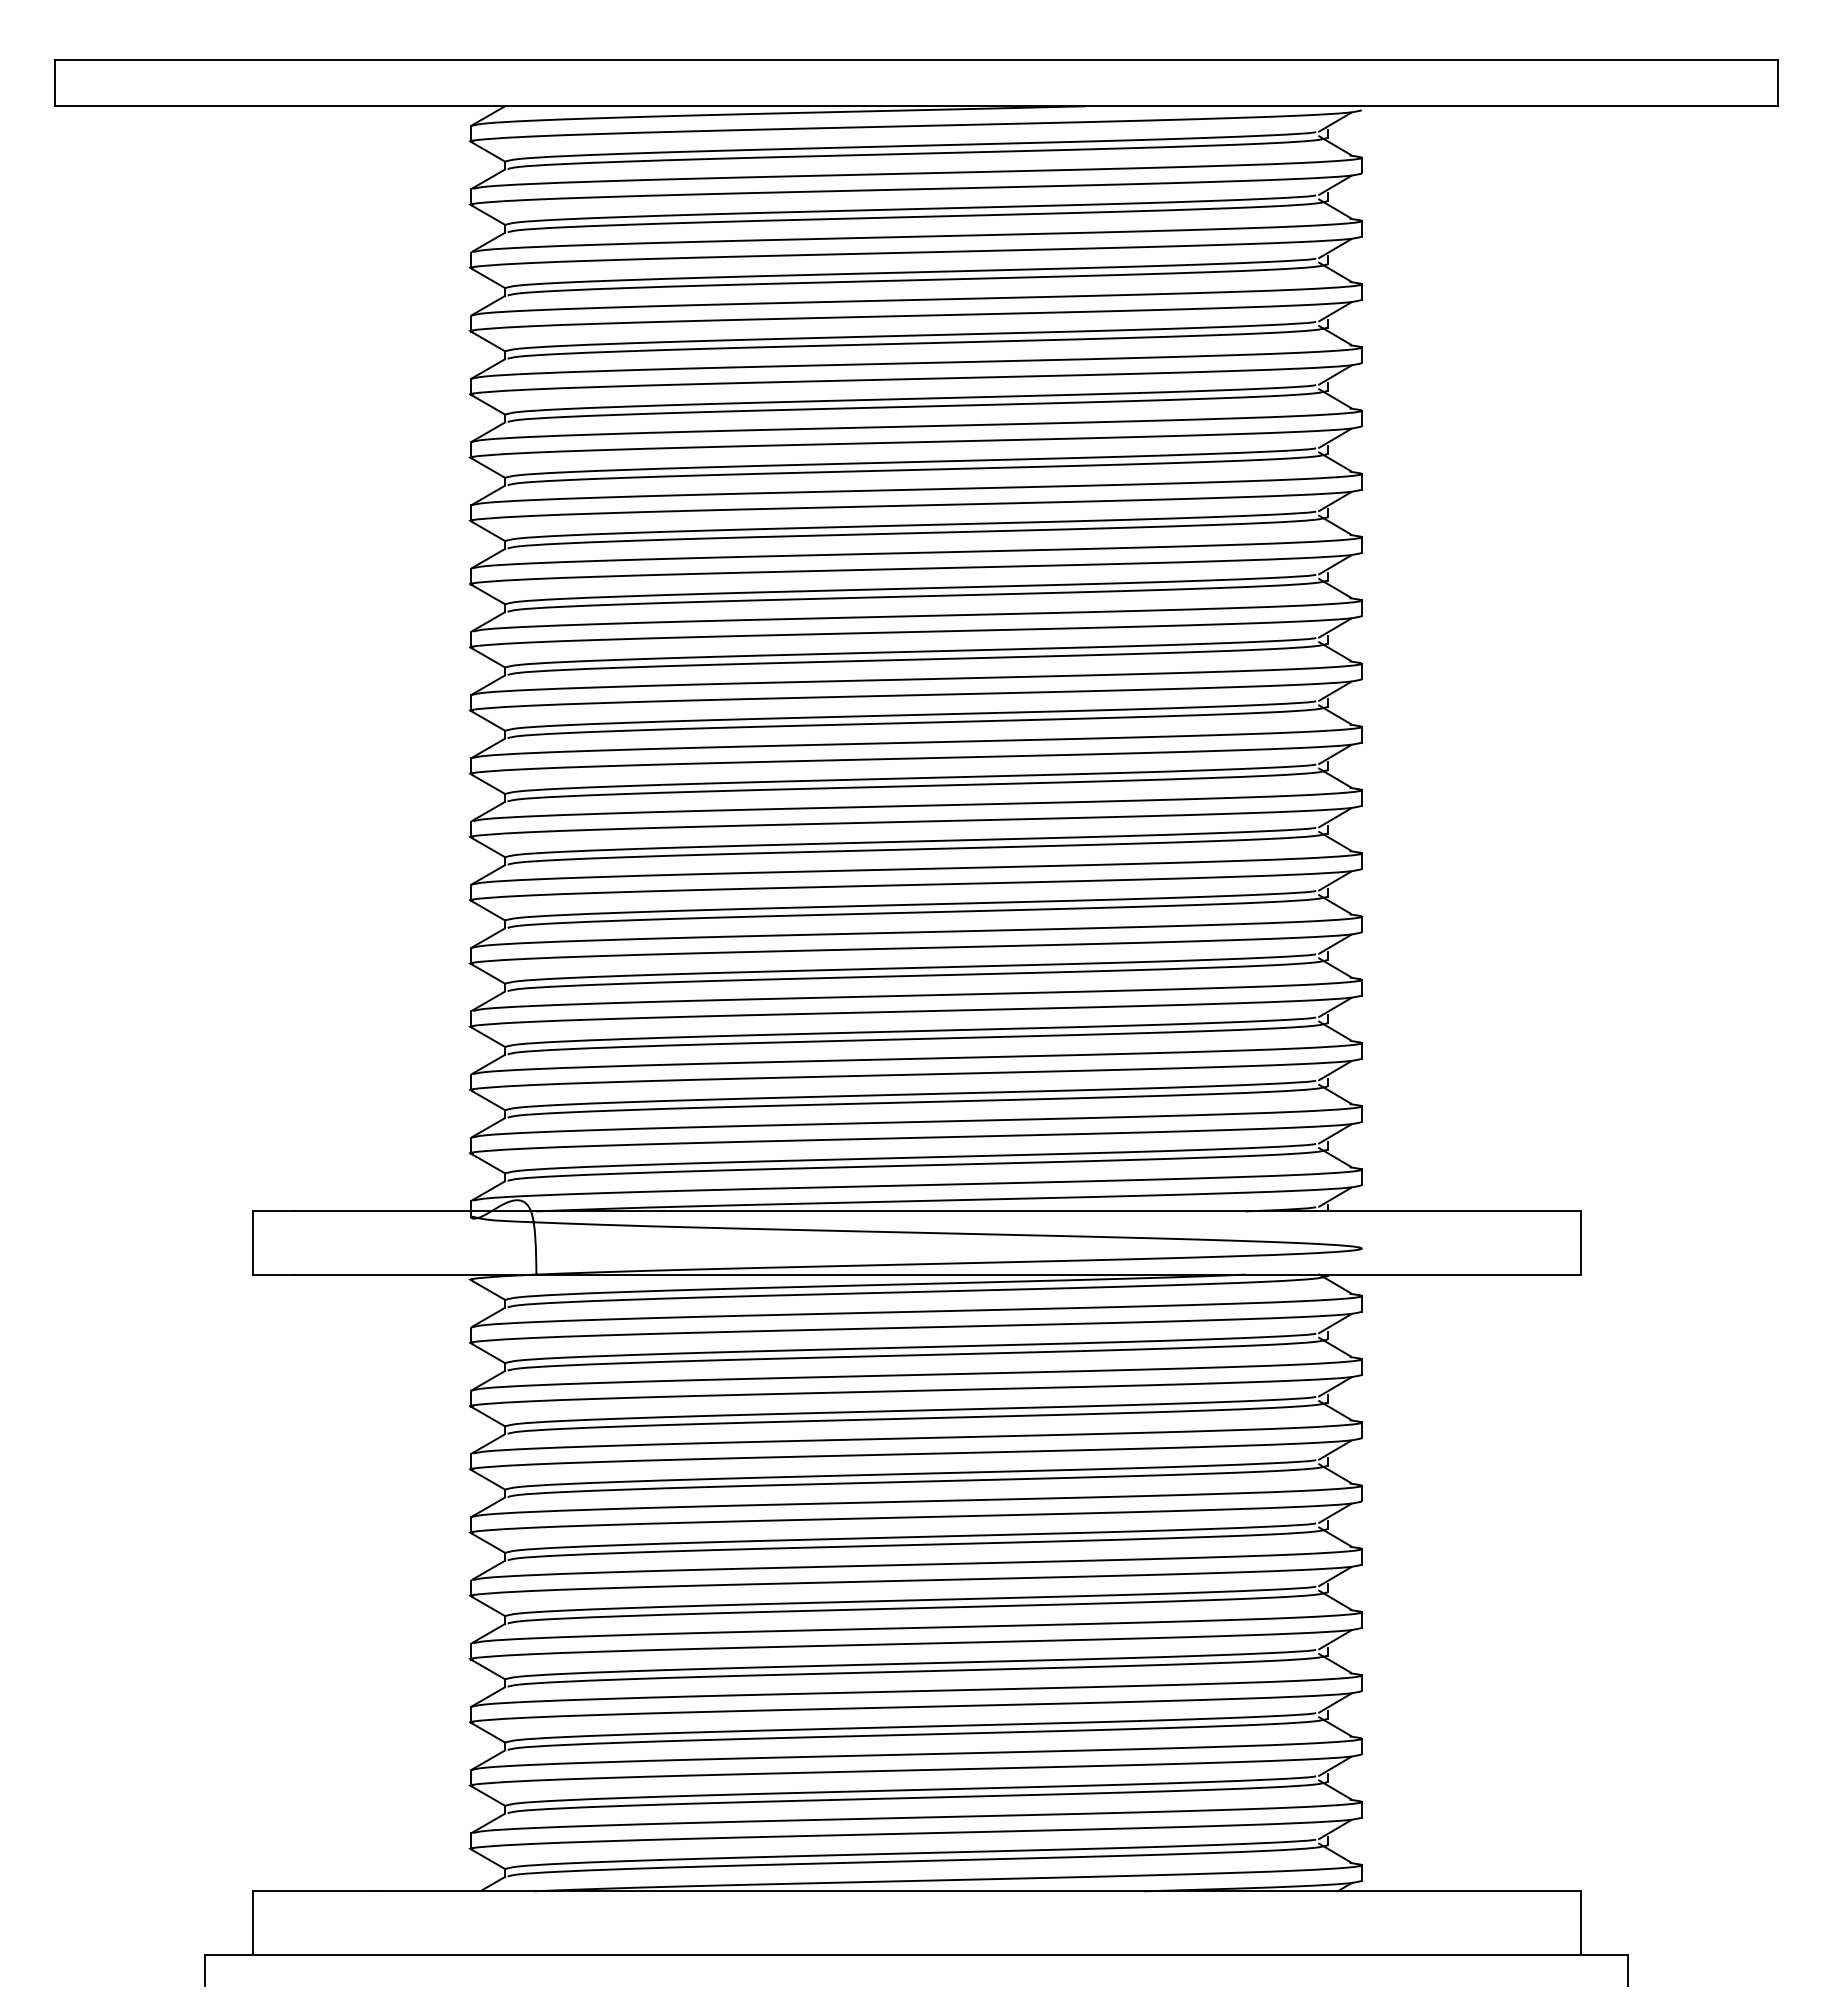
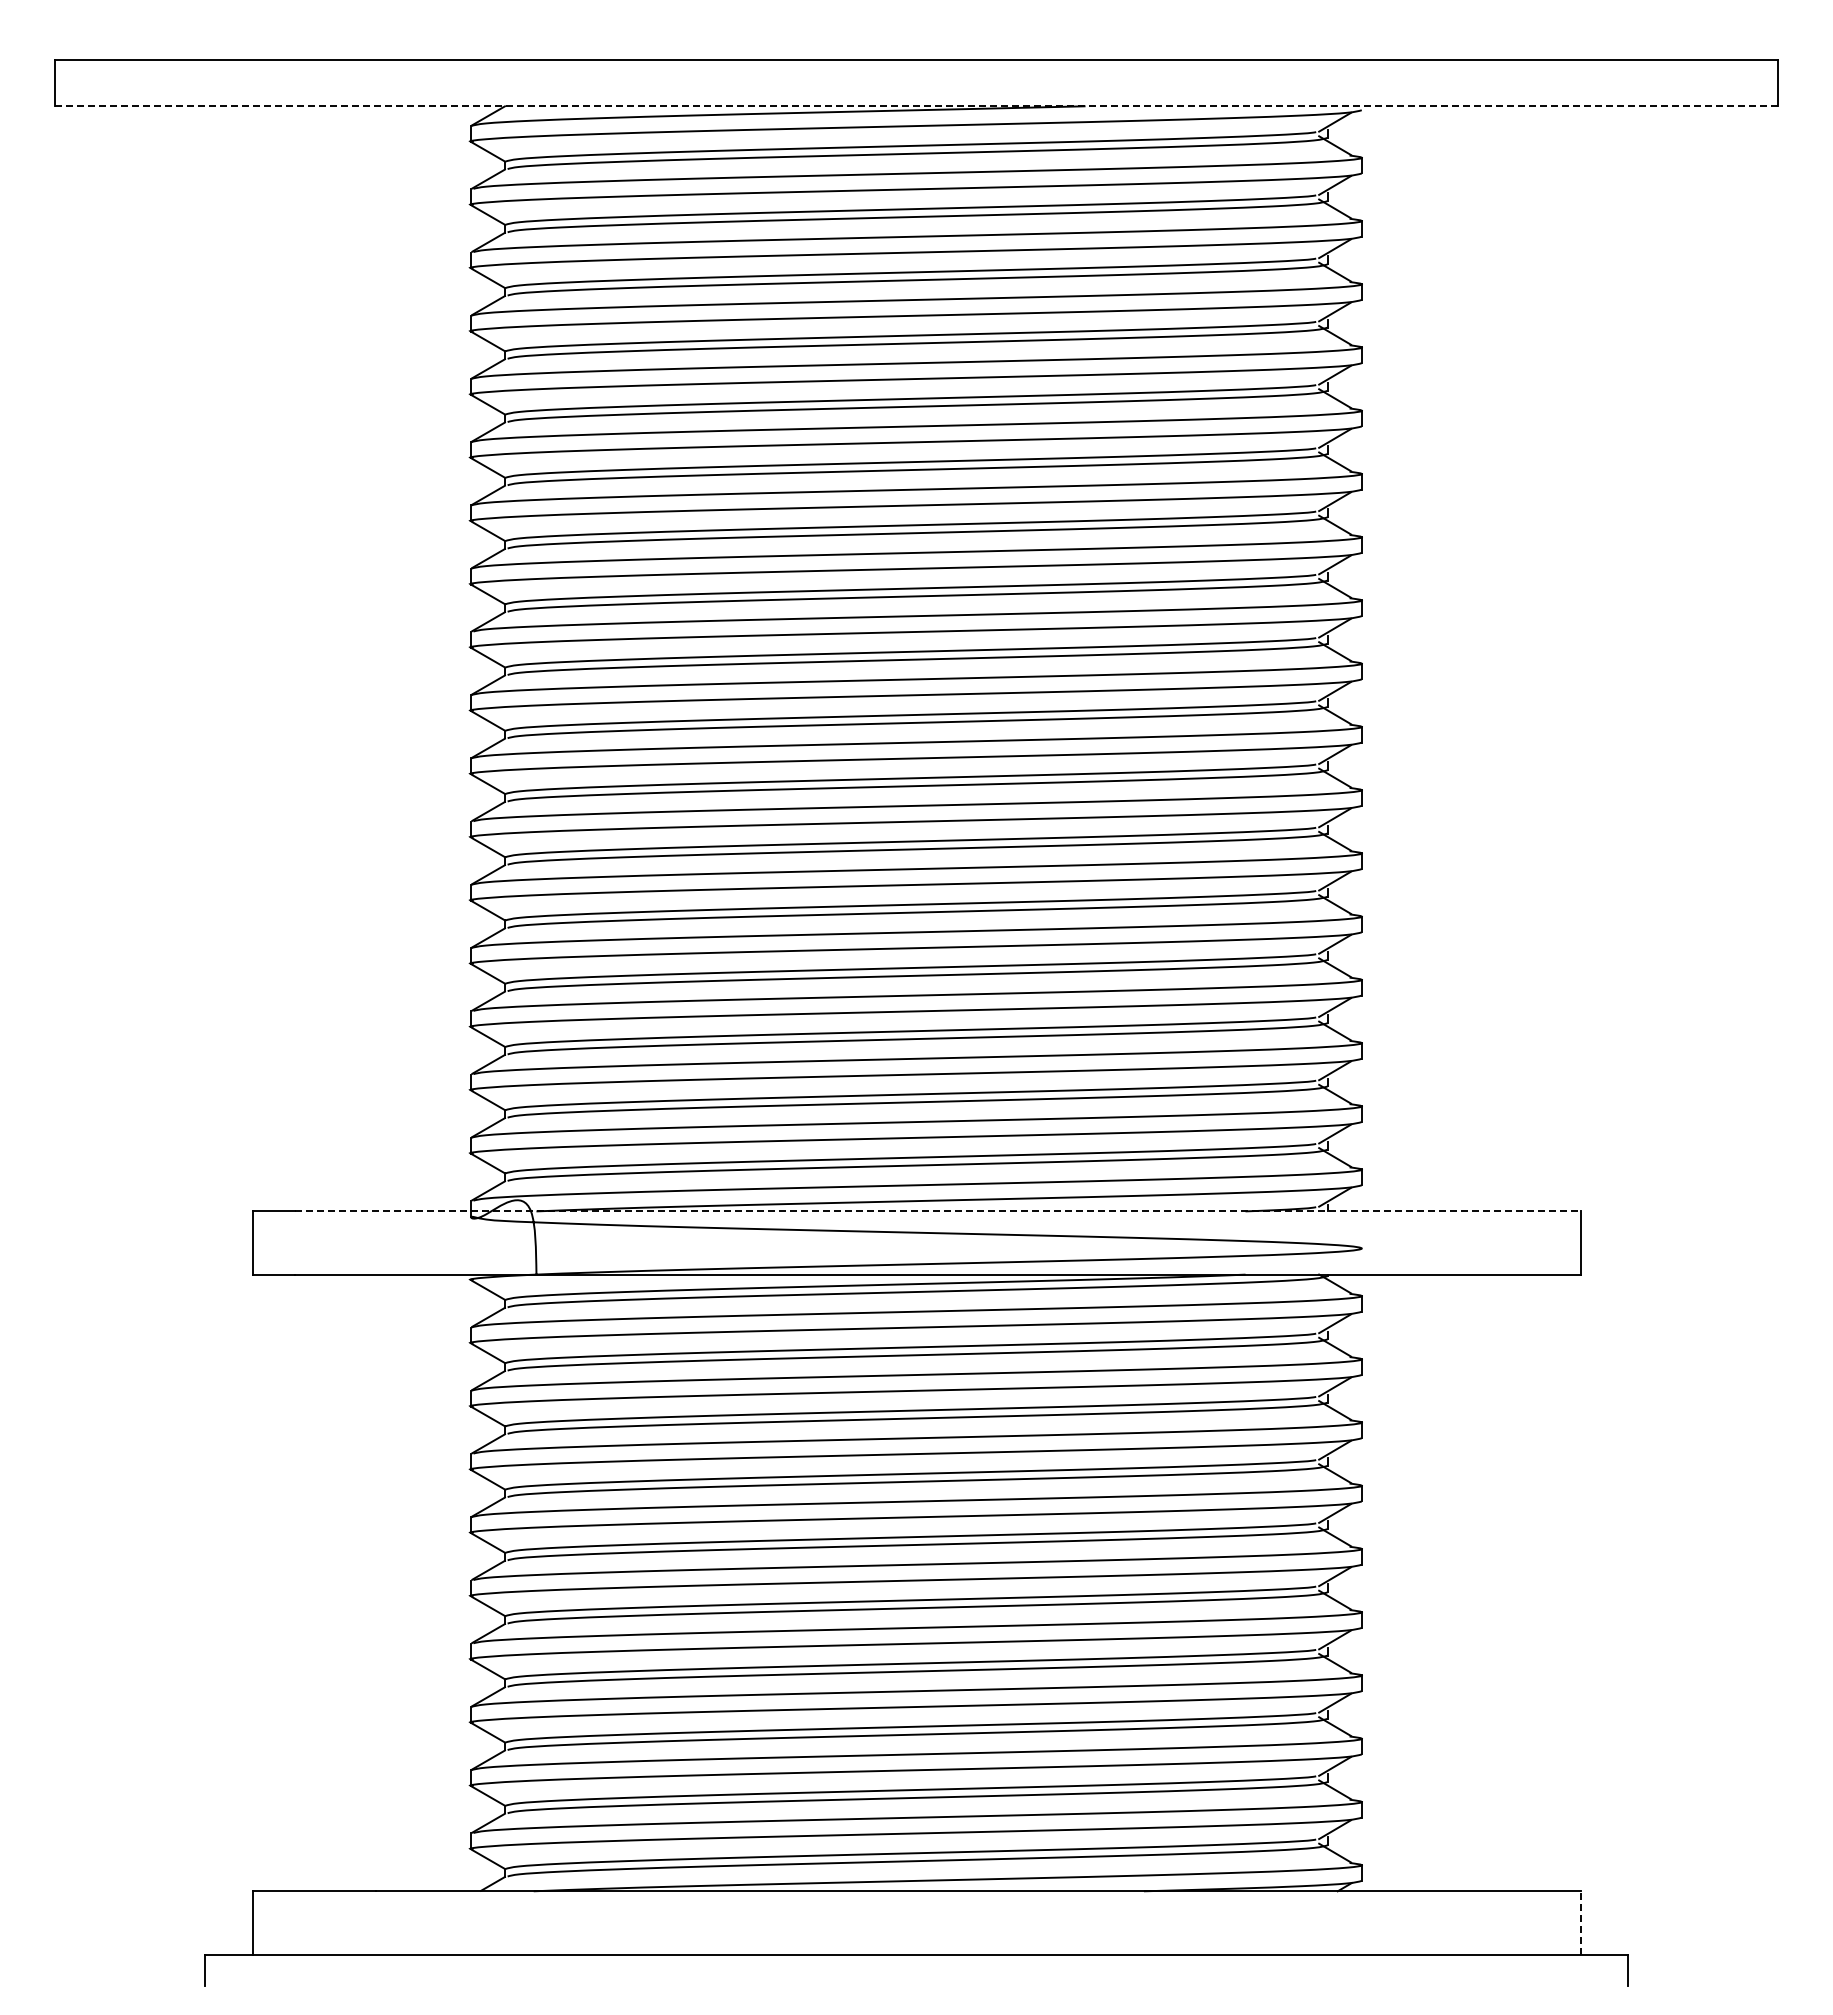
line: solid -> dashed (916, 106)
line: solid -> dashed (937, 1211)
line: solid -> dashed (1580, 1922)
